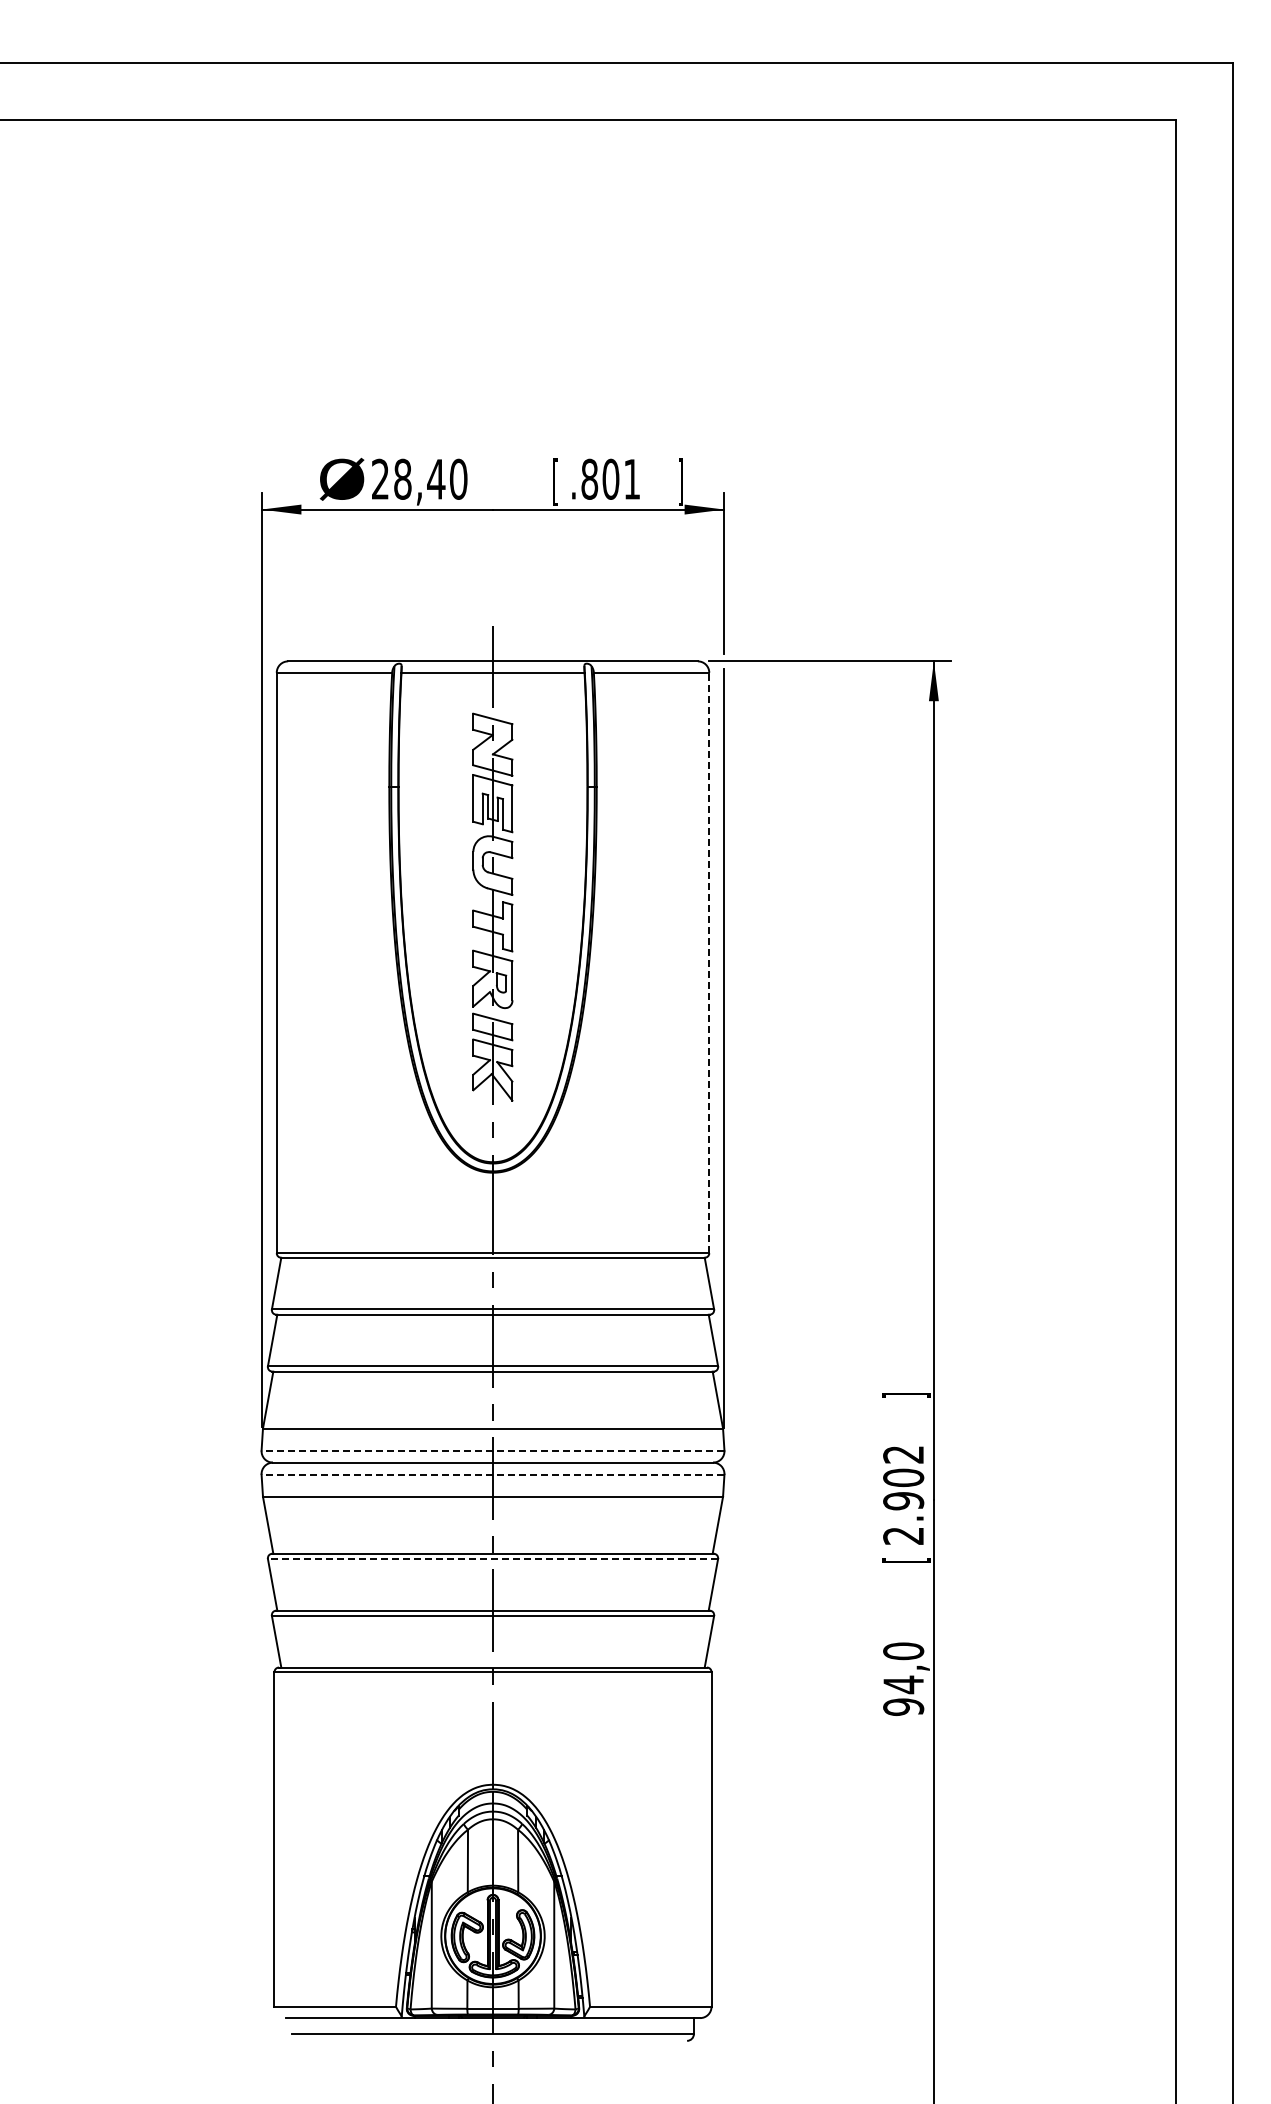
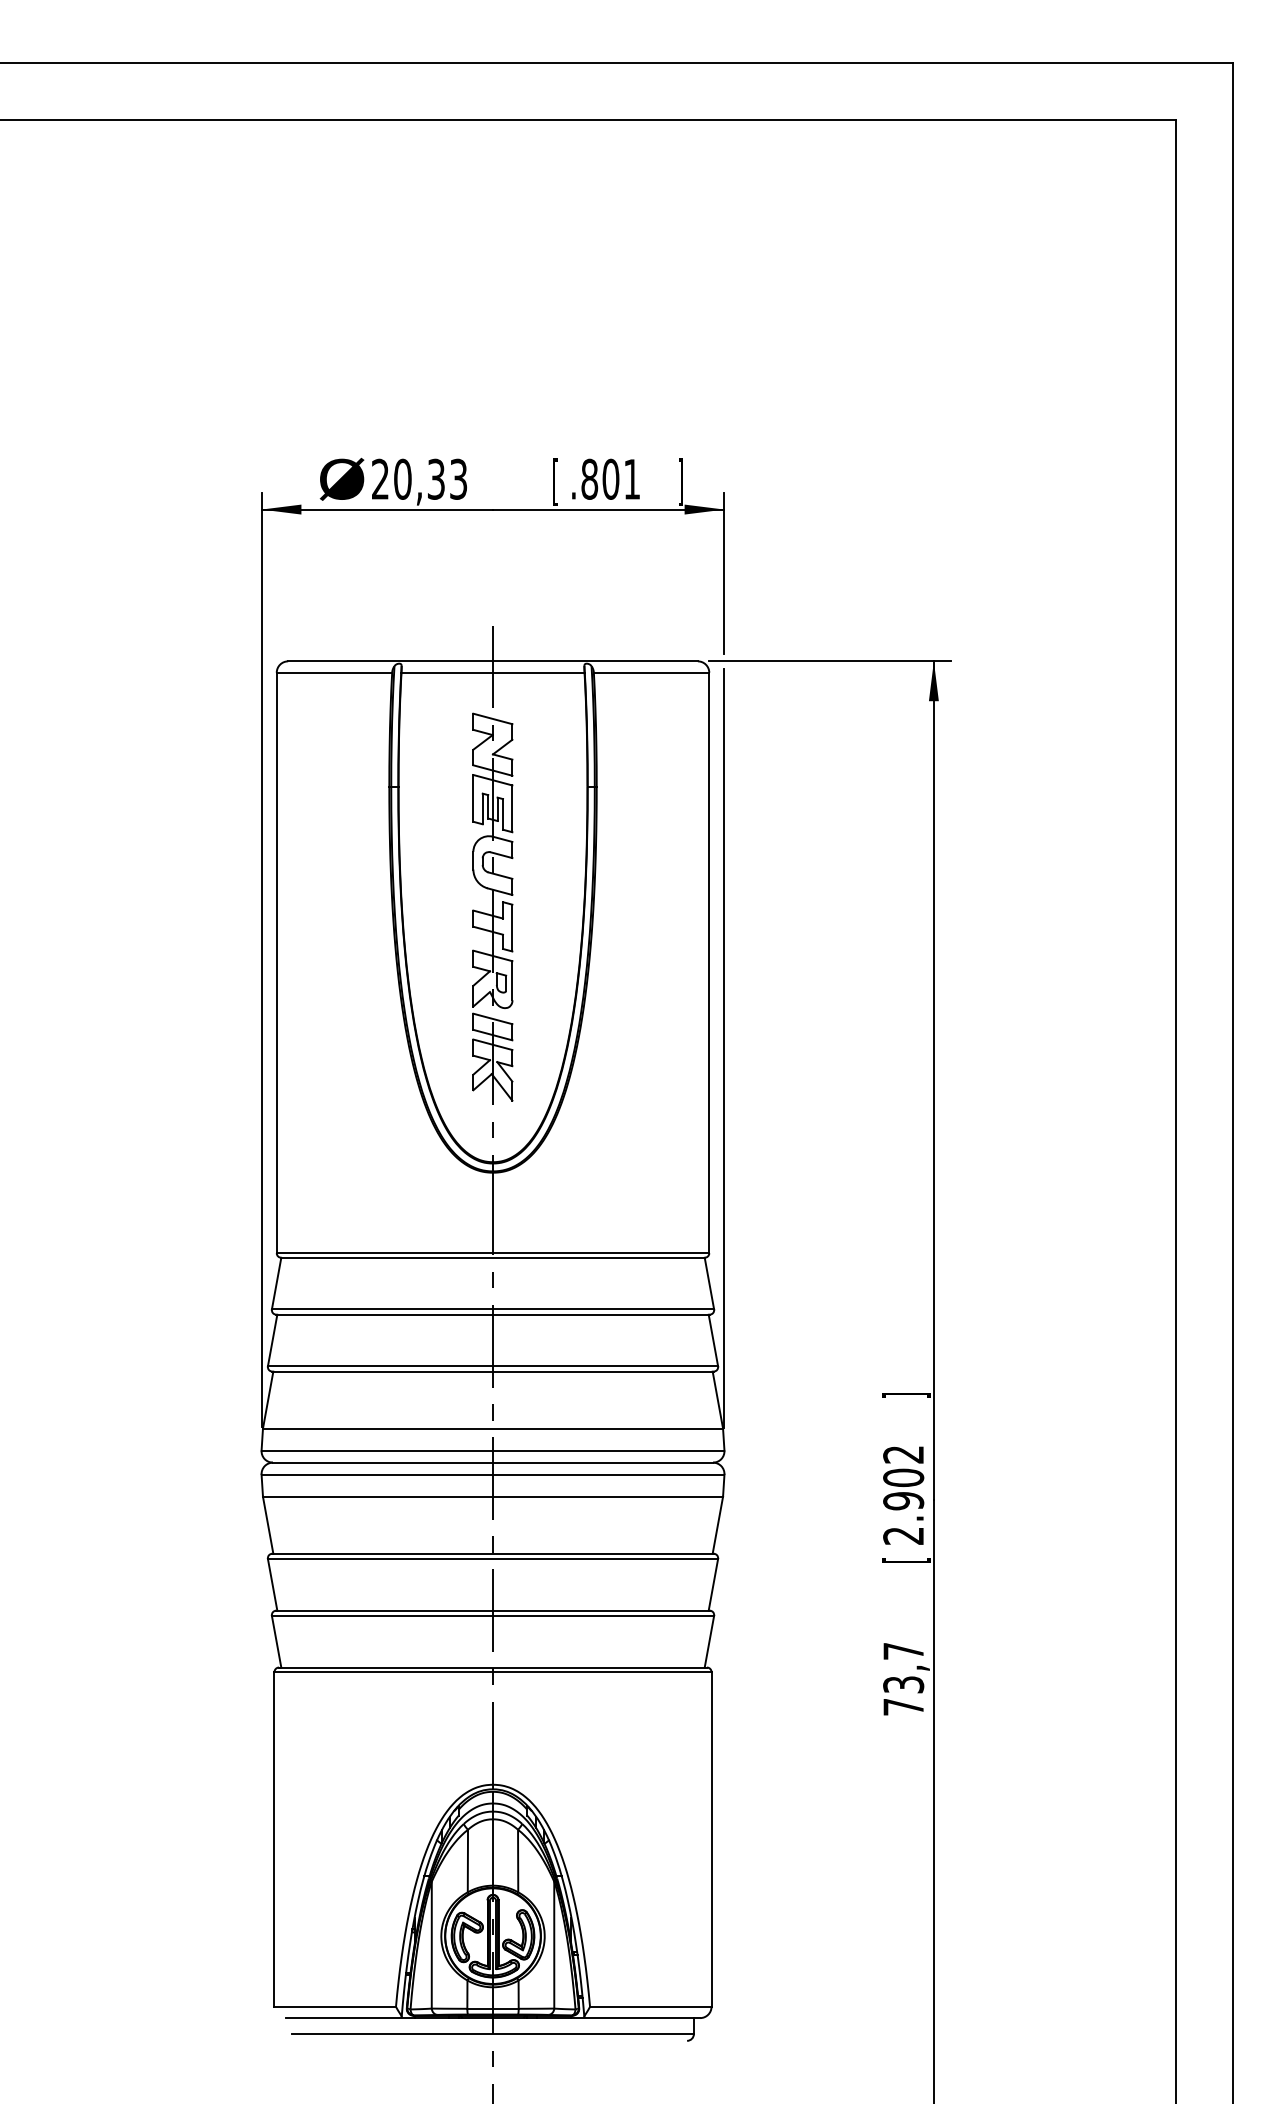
text: 28,40 -> 20,33 (430, 478)
line: dashed -> solid (709, 962)
line: dashed -> solid (492, 1450)
line: dashed -> solid (492, 1474)
line: dashed -> solid (492, 1559)
text: 94,0 -> 73,7 (903, 1678)
